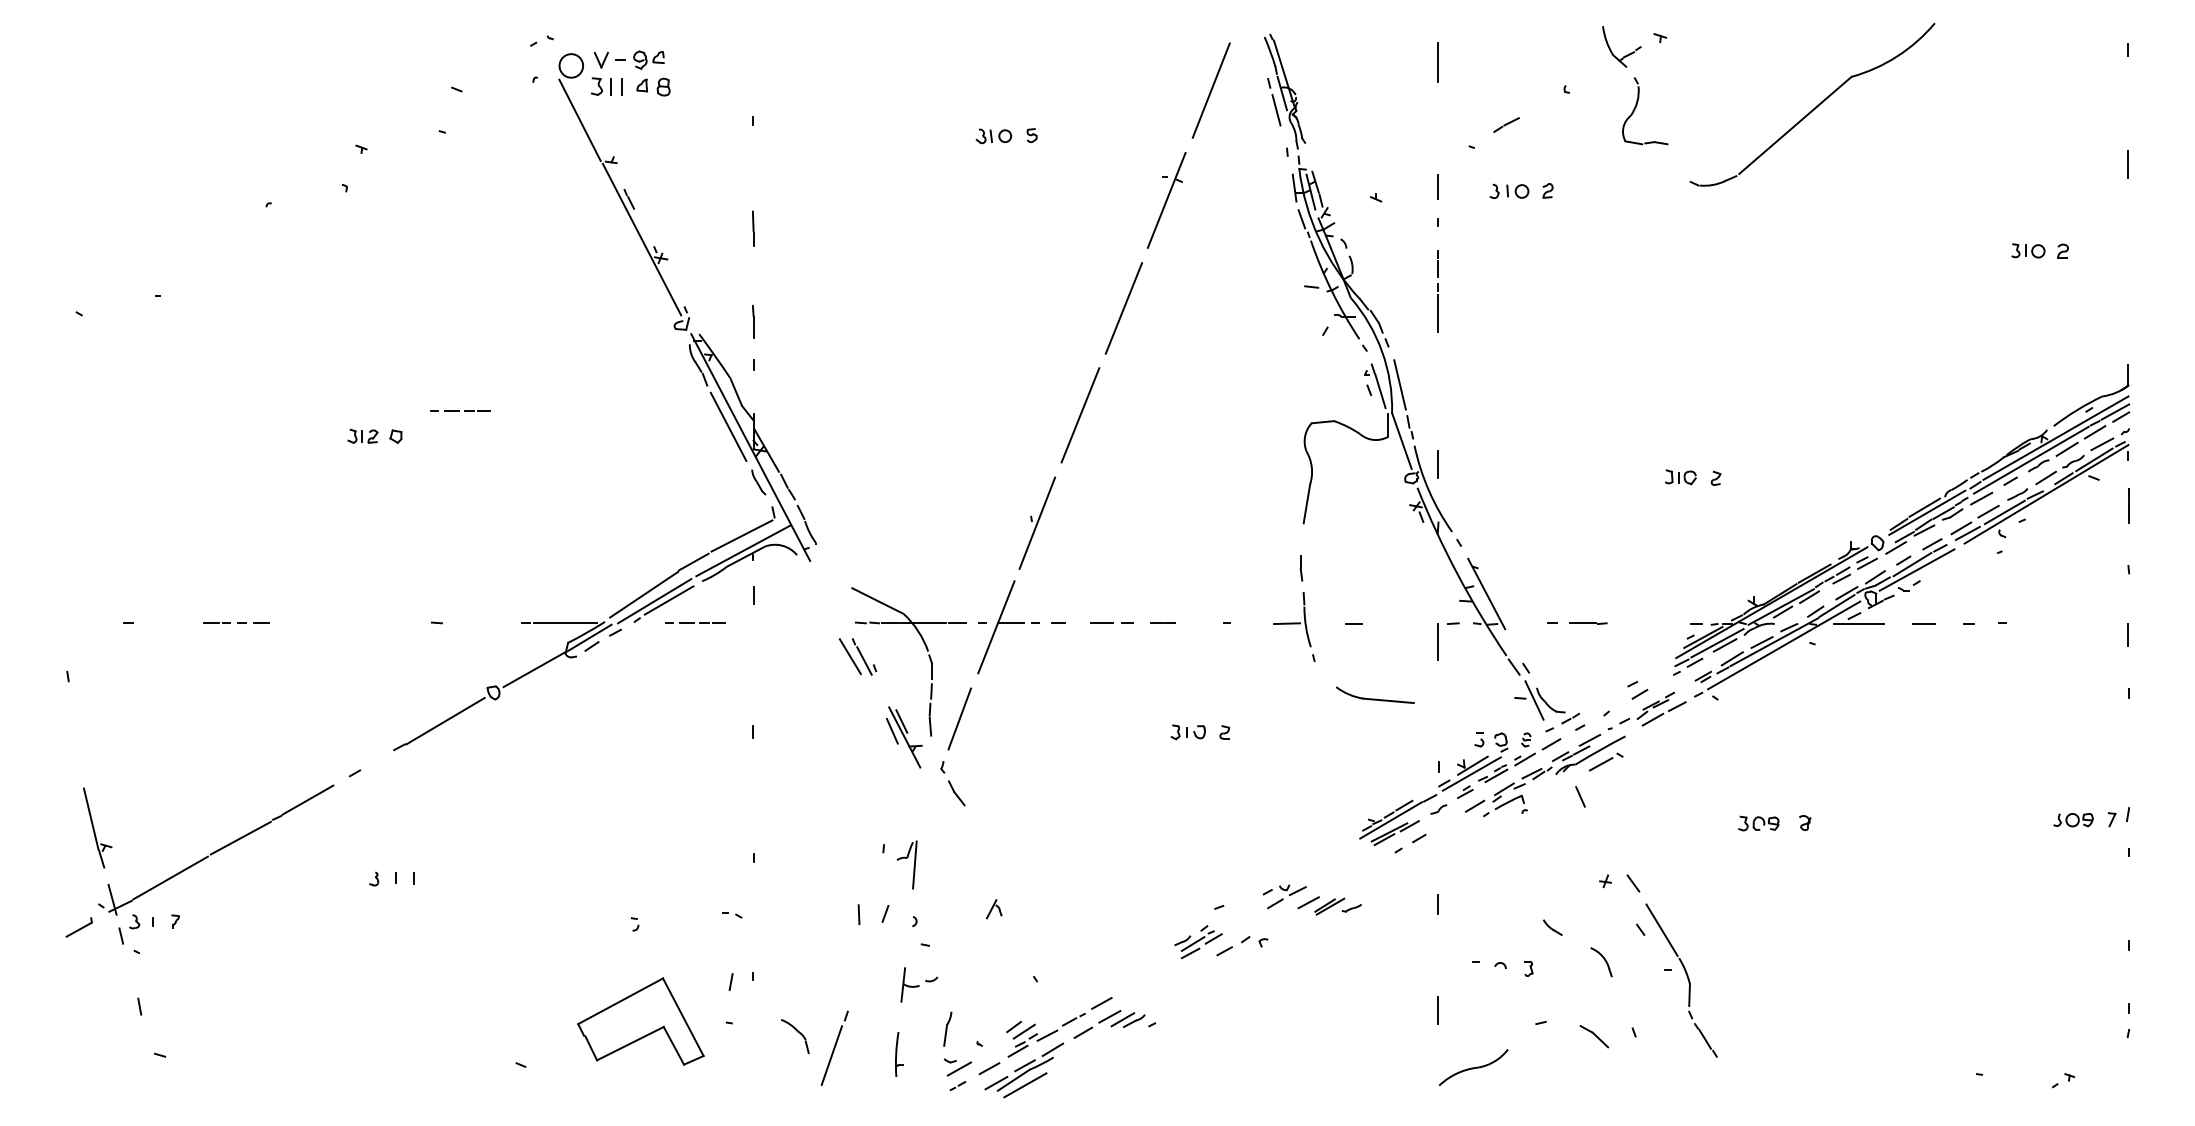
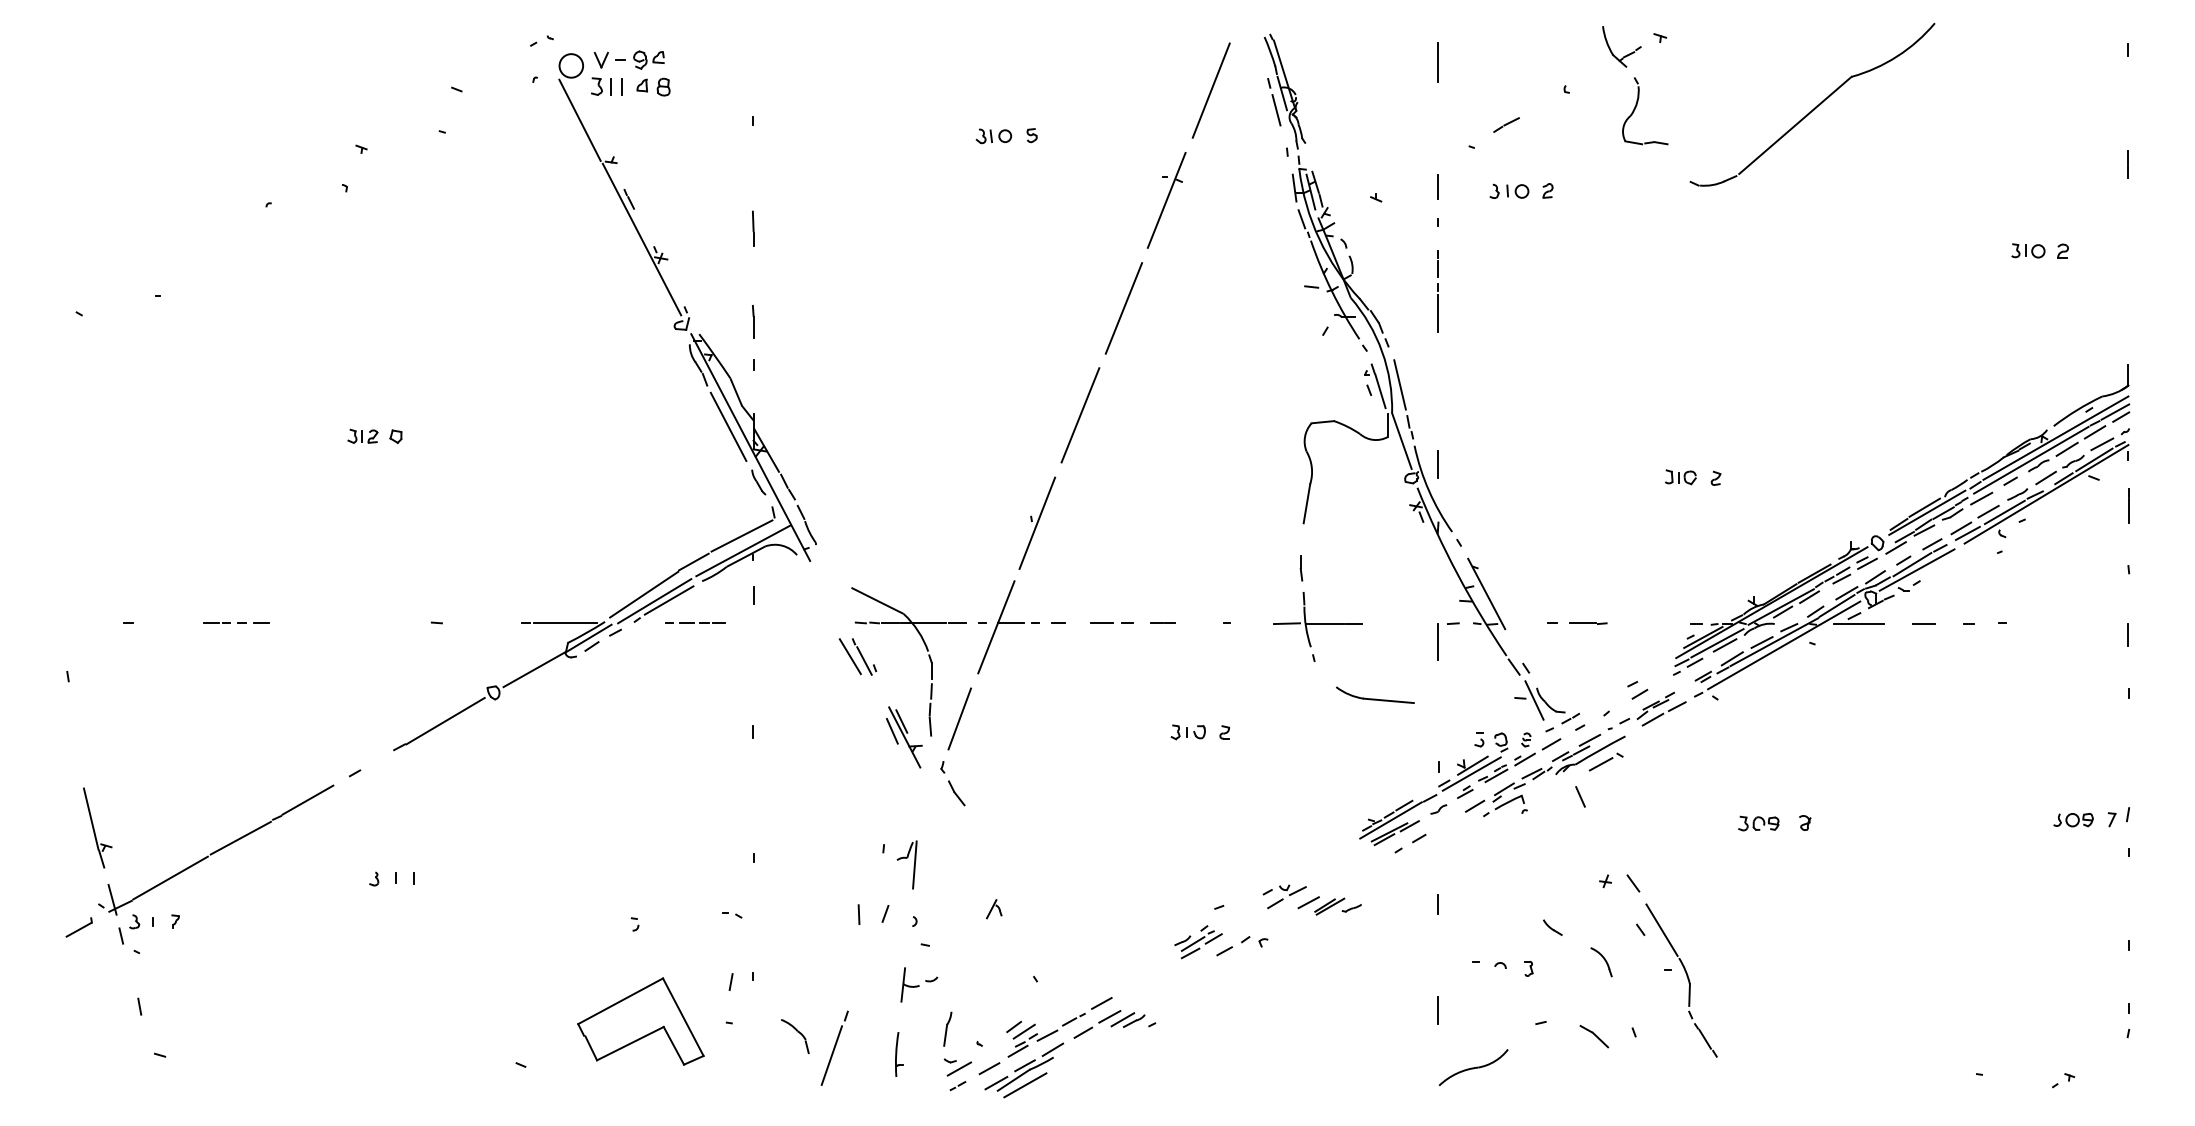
line: present -> none (459, 410)
line: none -> present (1324, 624)
